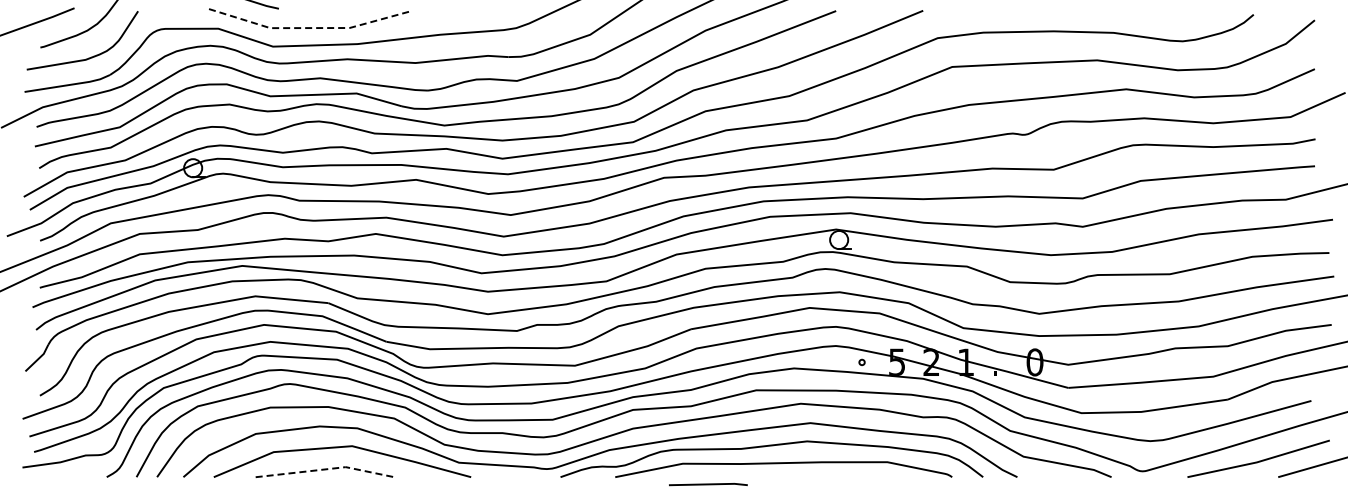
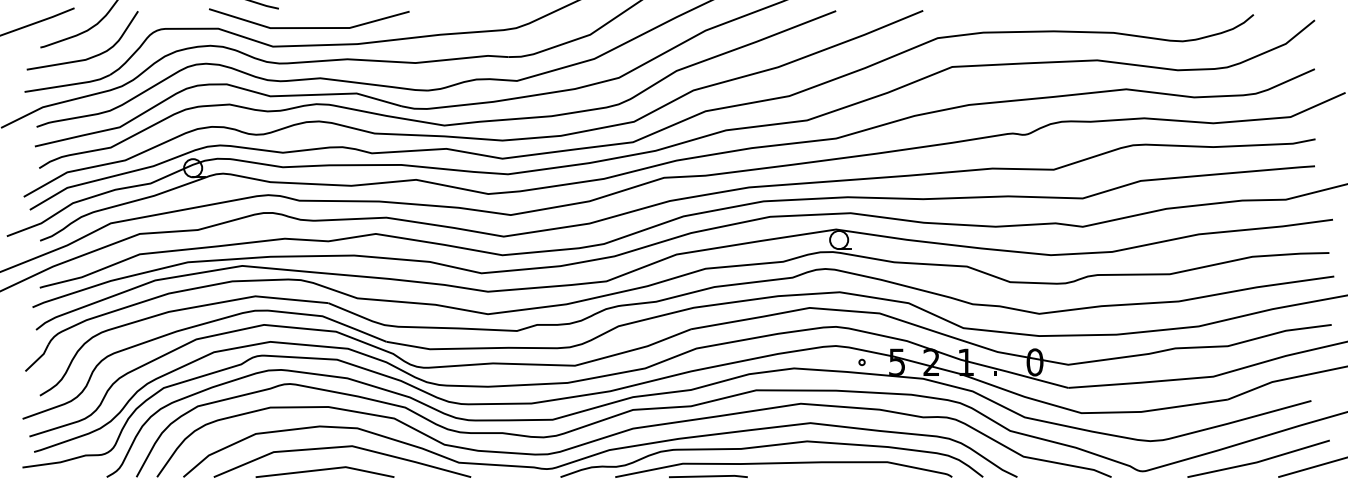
line: dashed -> solid (309, 28)
line: dashed -> solid (325, 469)
line position: (708, 484) -> (708, 476) (708, 476)
